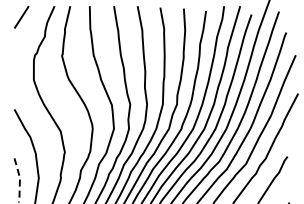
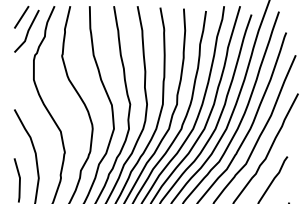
line: none -> present (27, 30)
line: dashed -> solid (19, 179)
